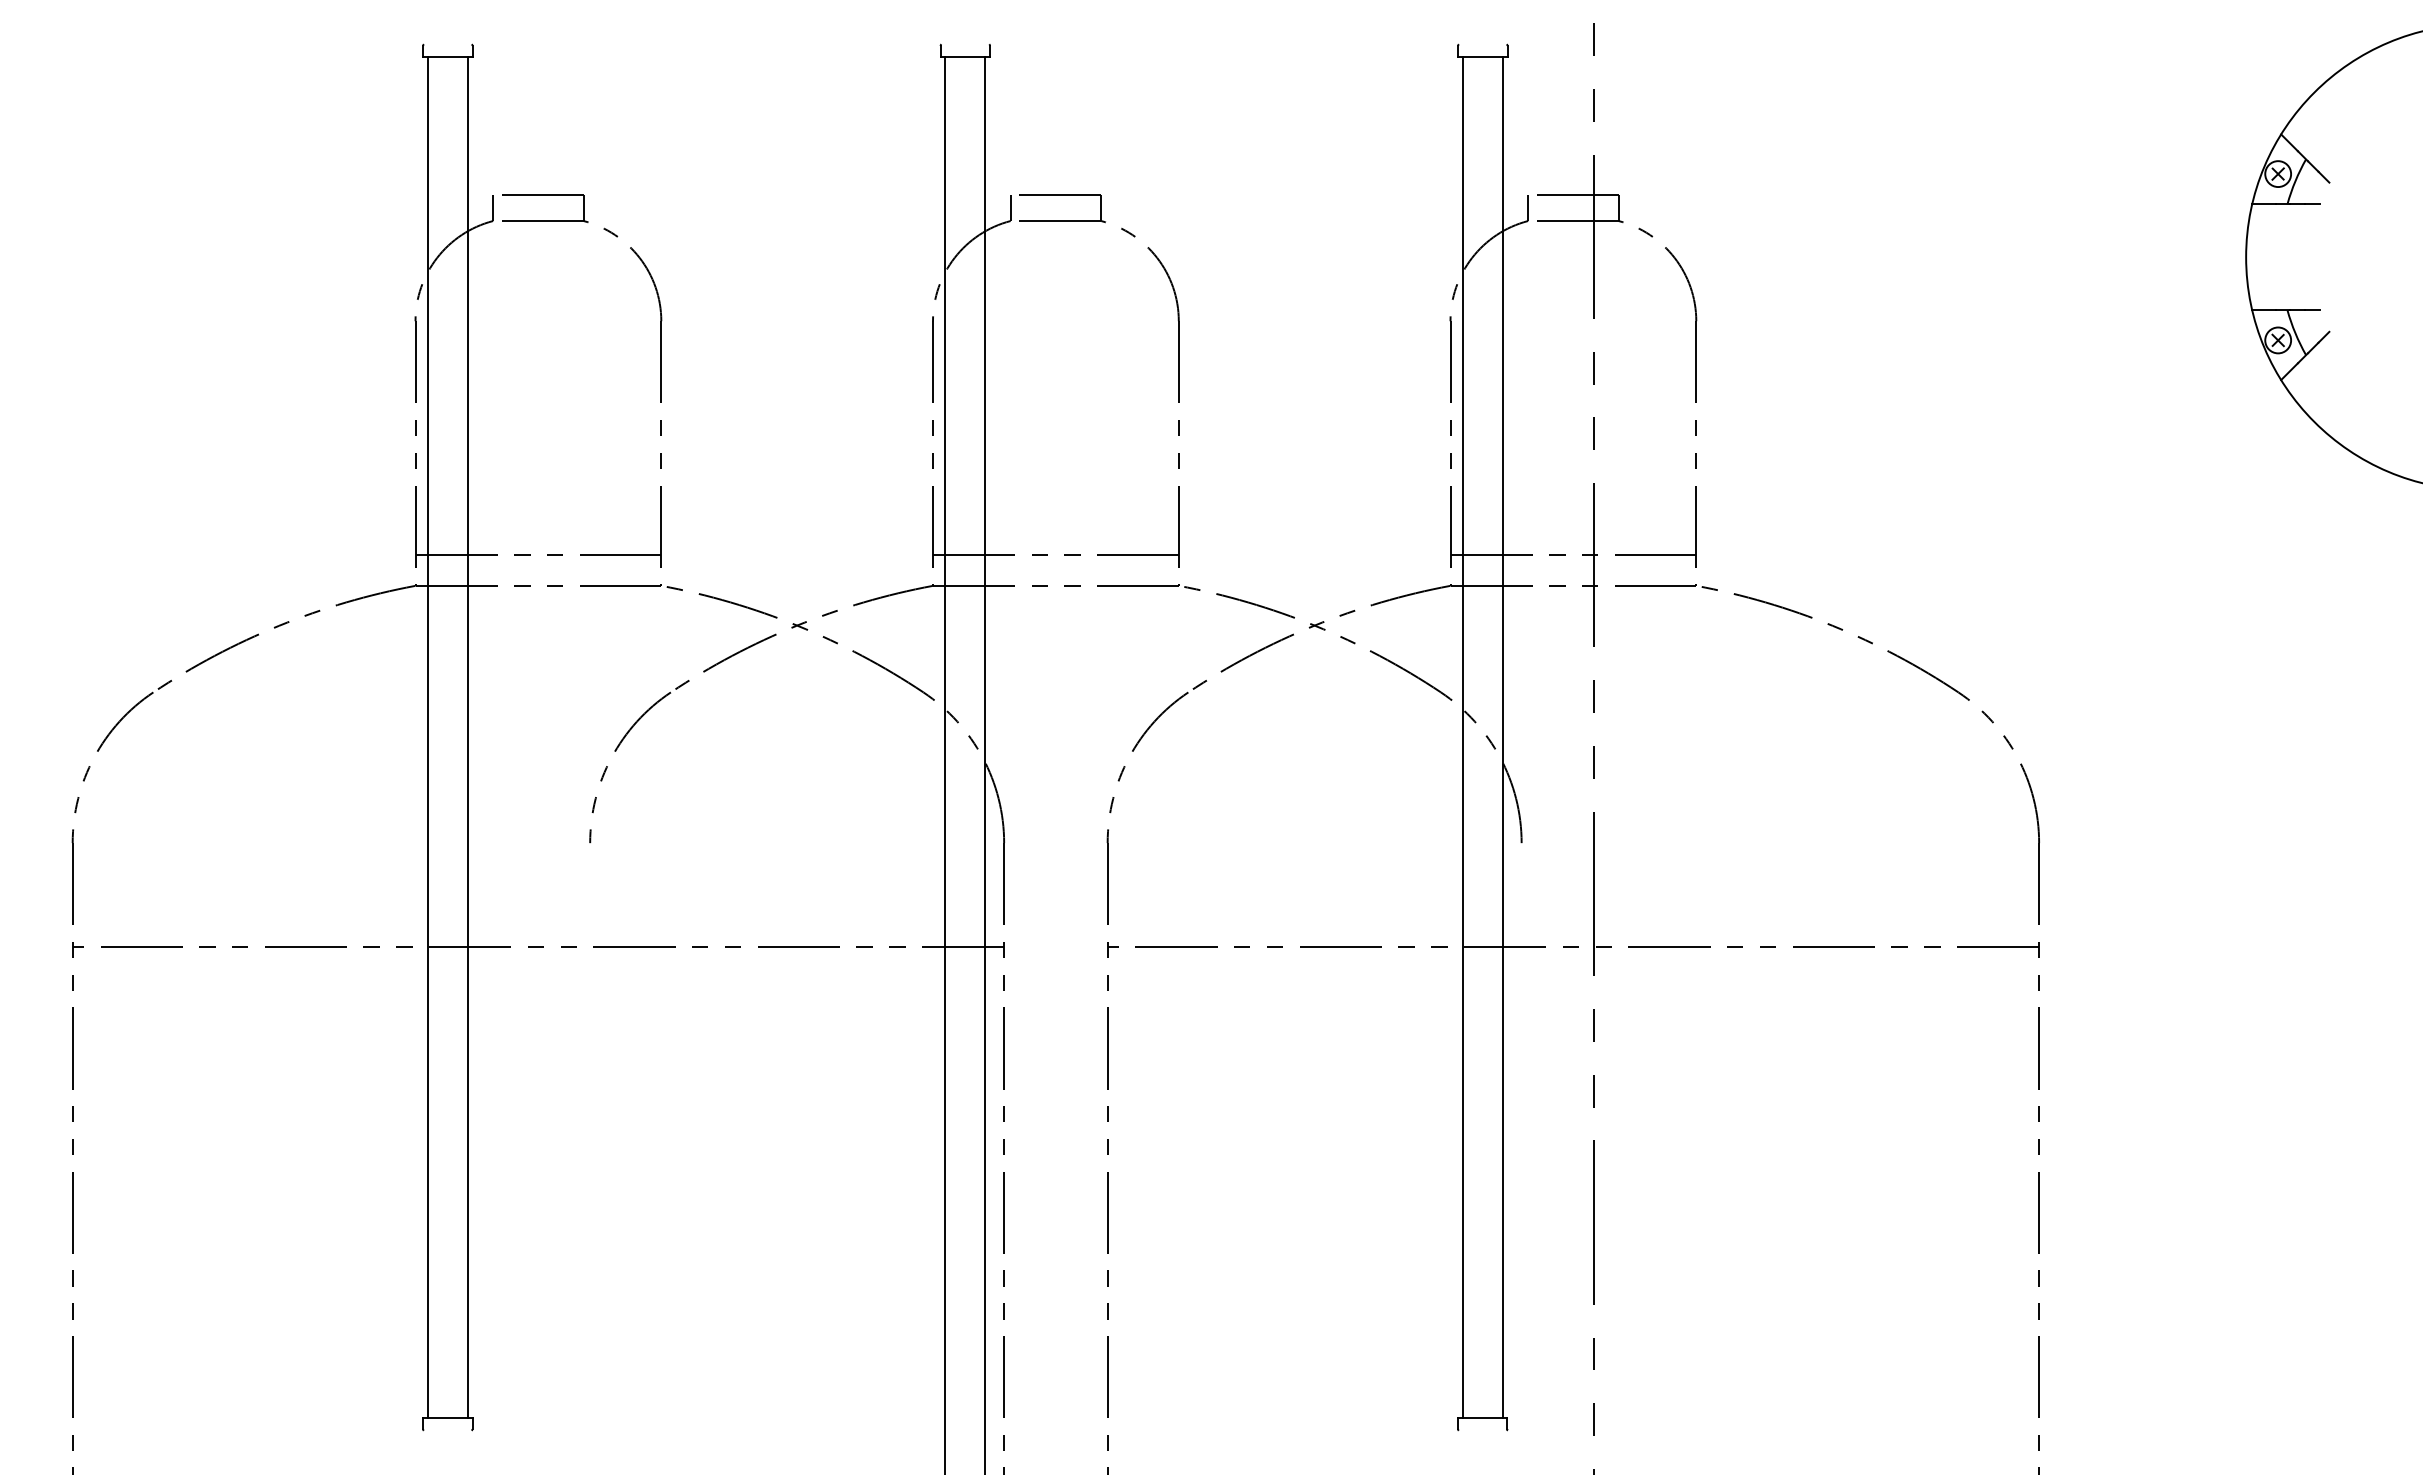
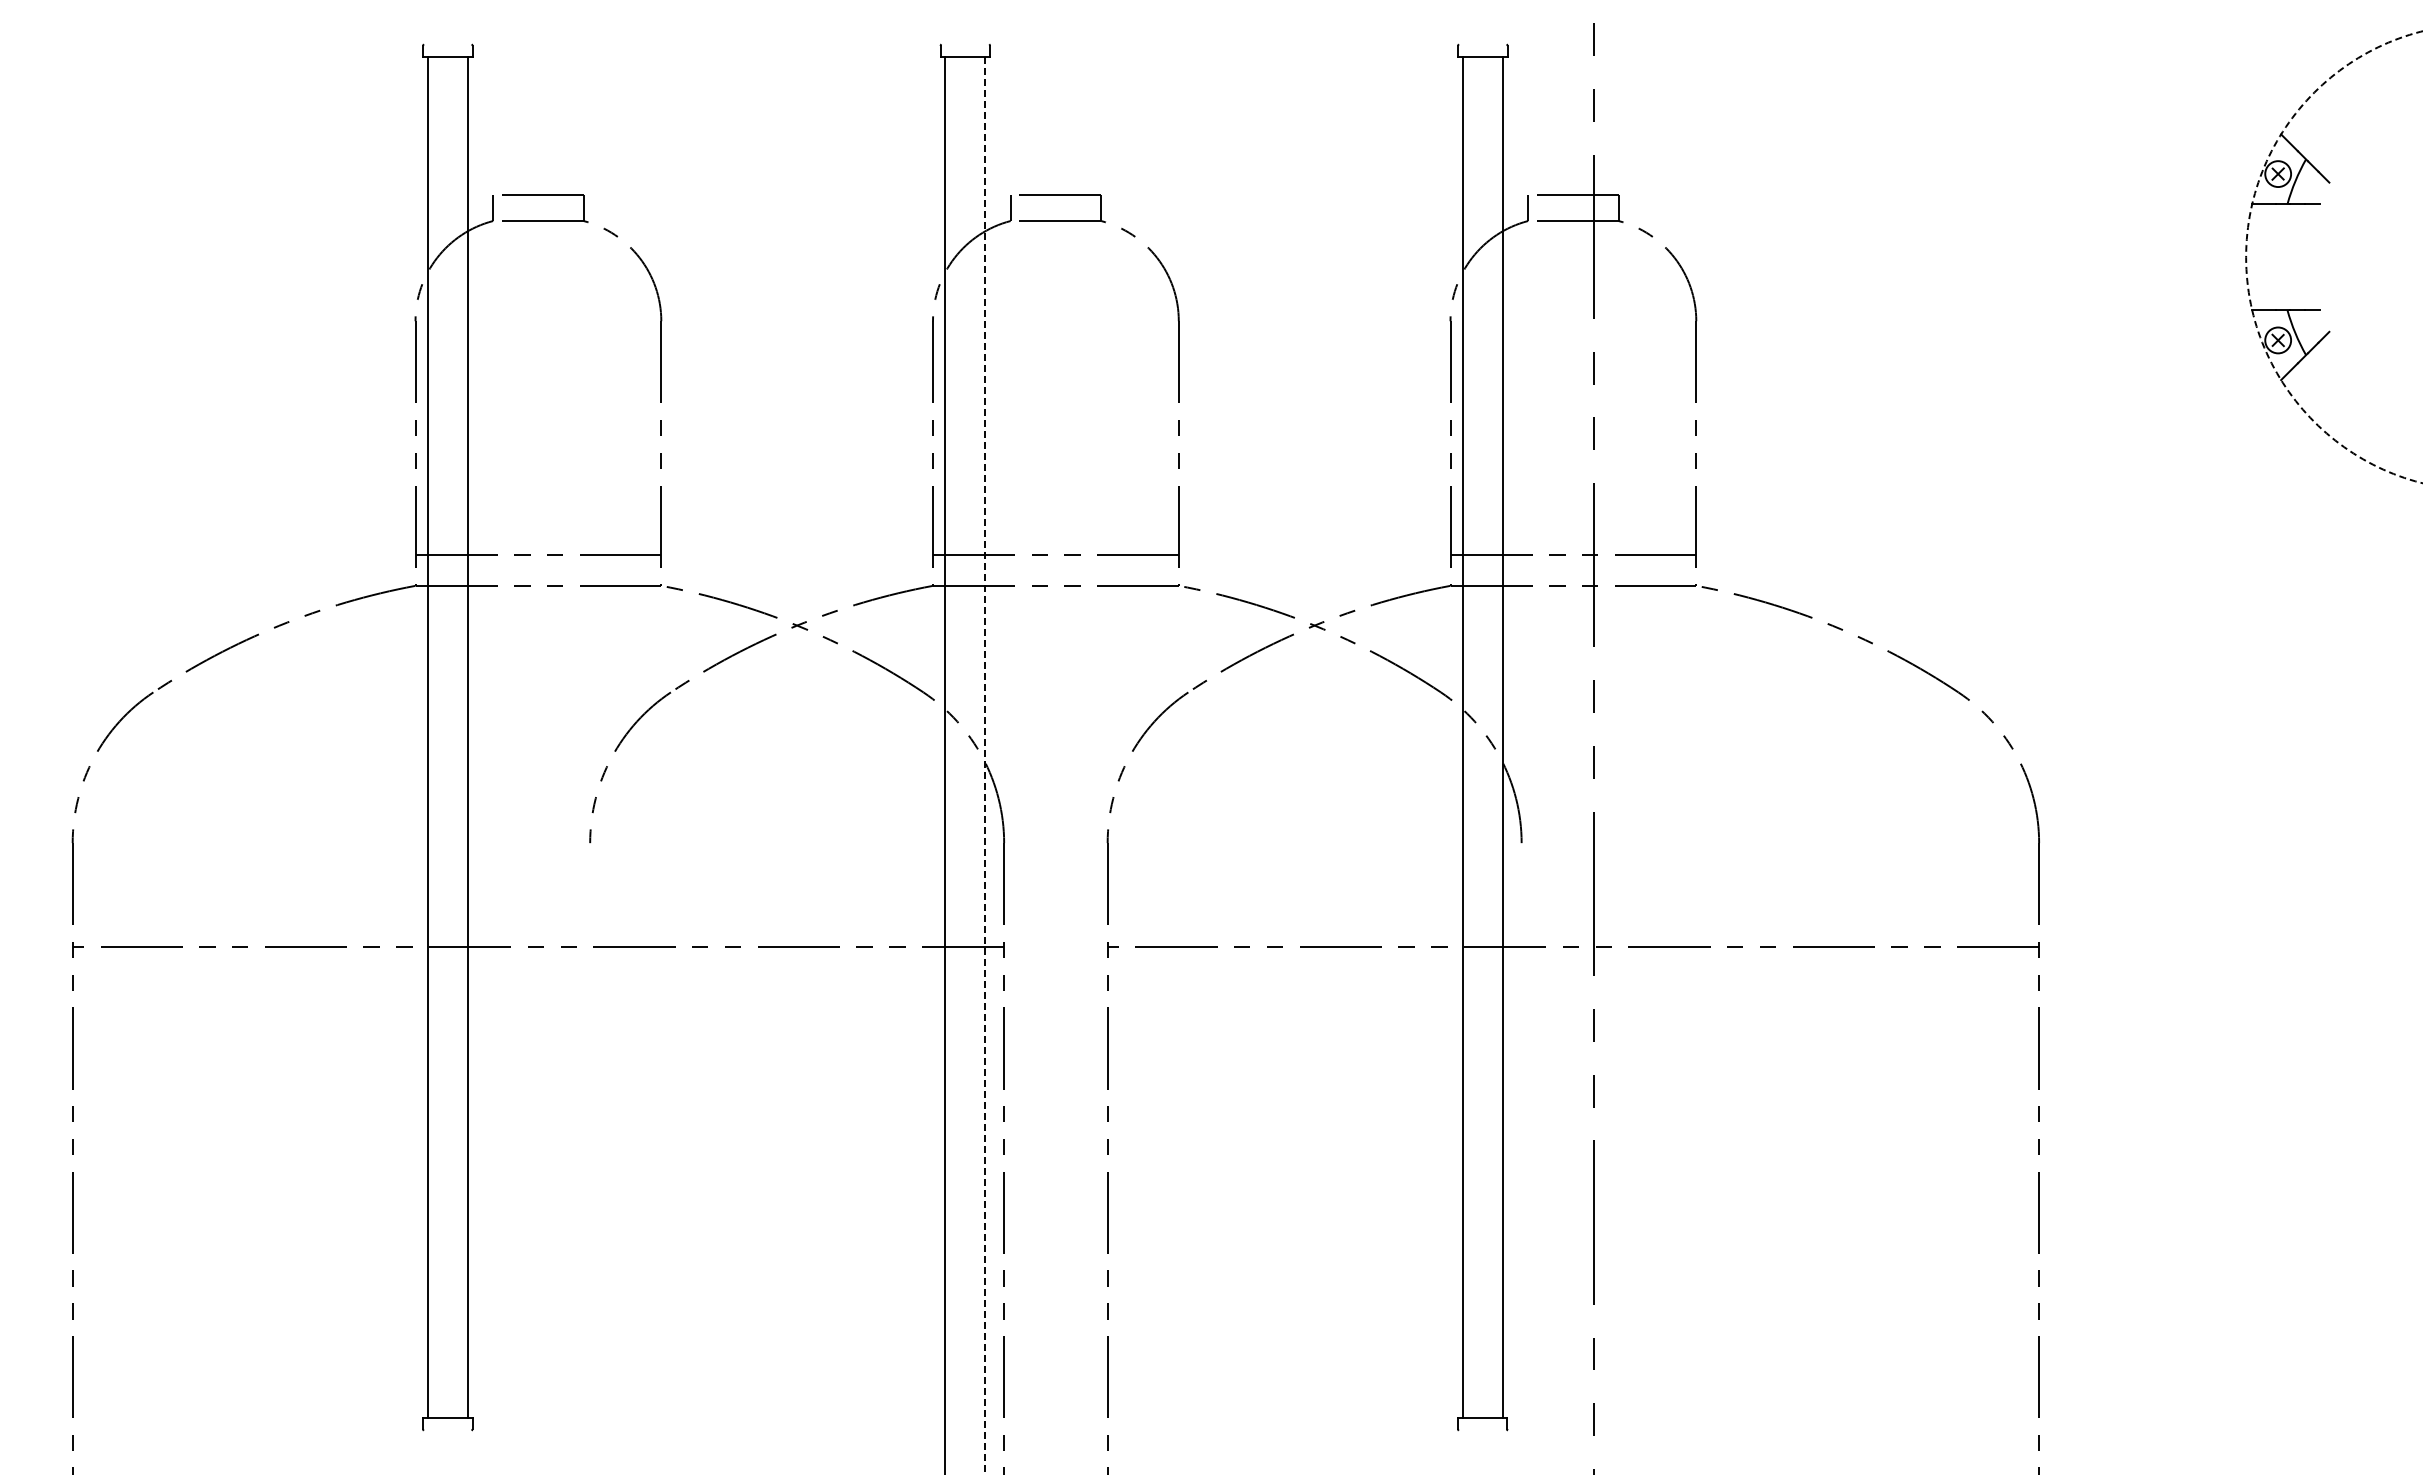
circle: solid -> dashed (2334, 257)
line: solid -> dashed (985, 765)
